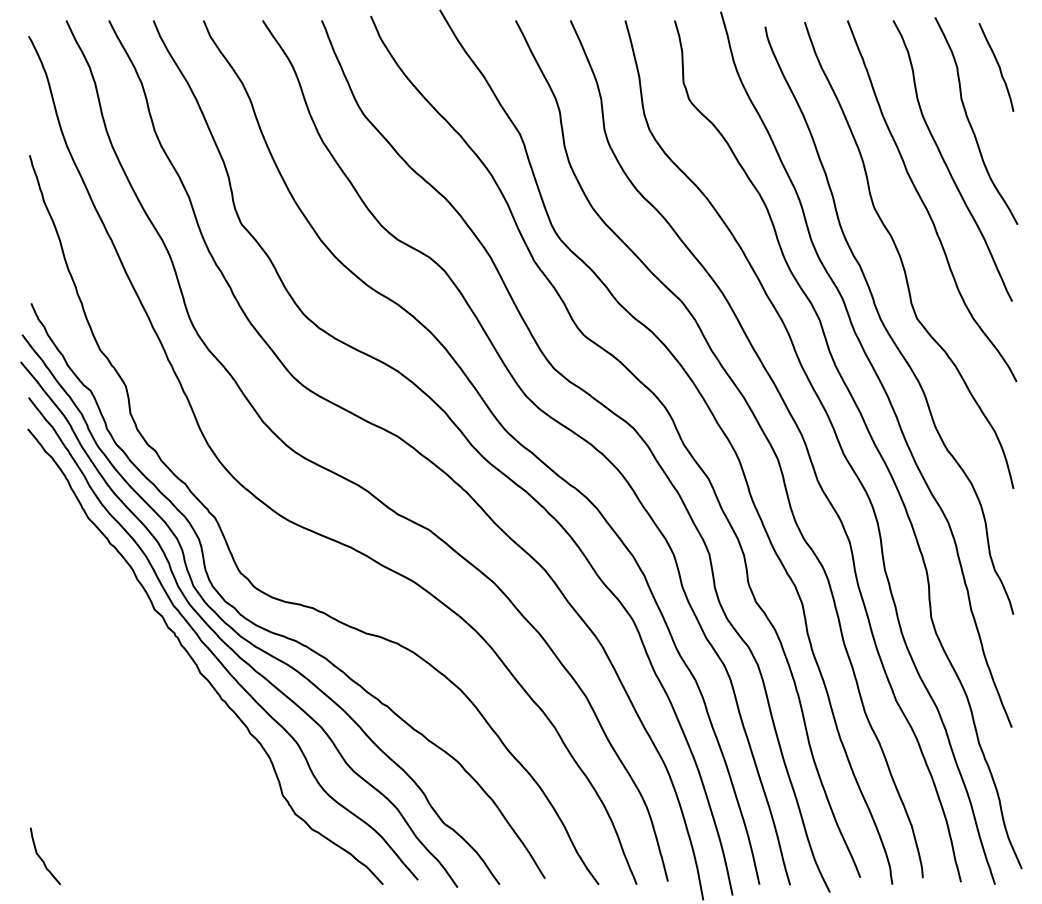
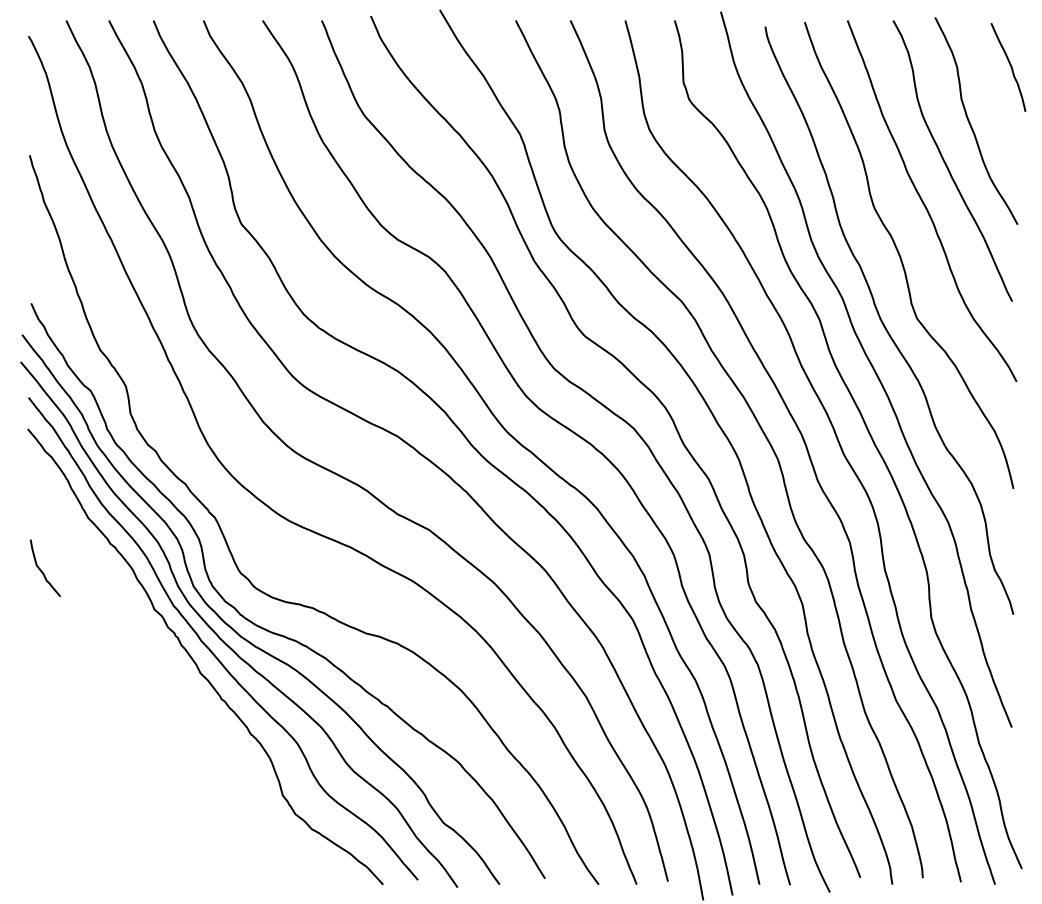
curve position: (998, 67) -> (1010, 67) (1010, 67)
curve position: (41, 857) -> (41, 569) (41, 569)
